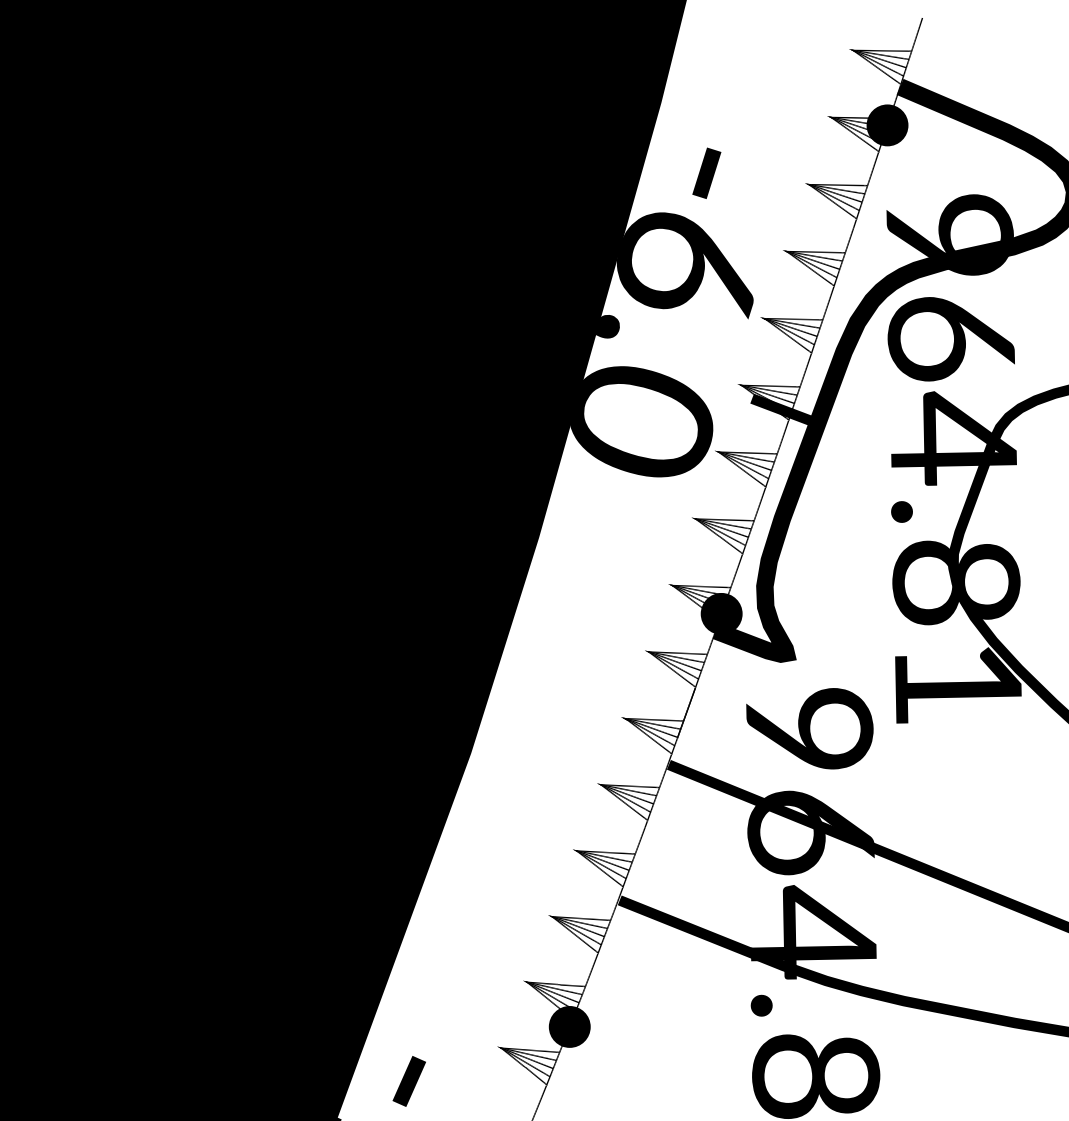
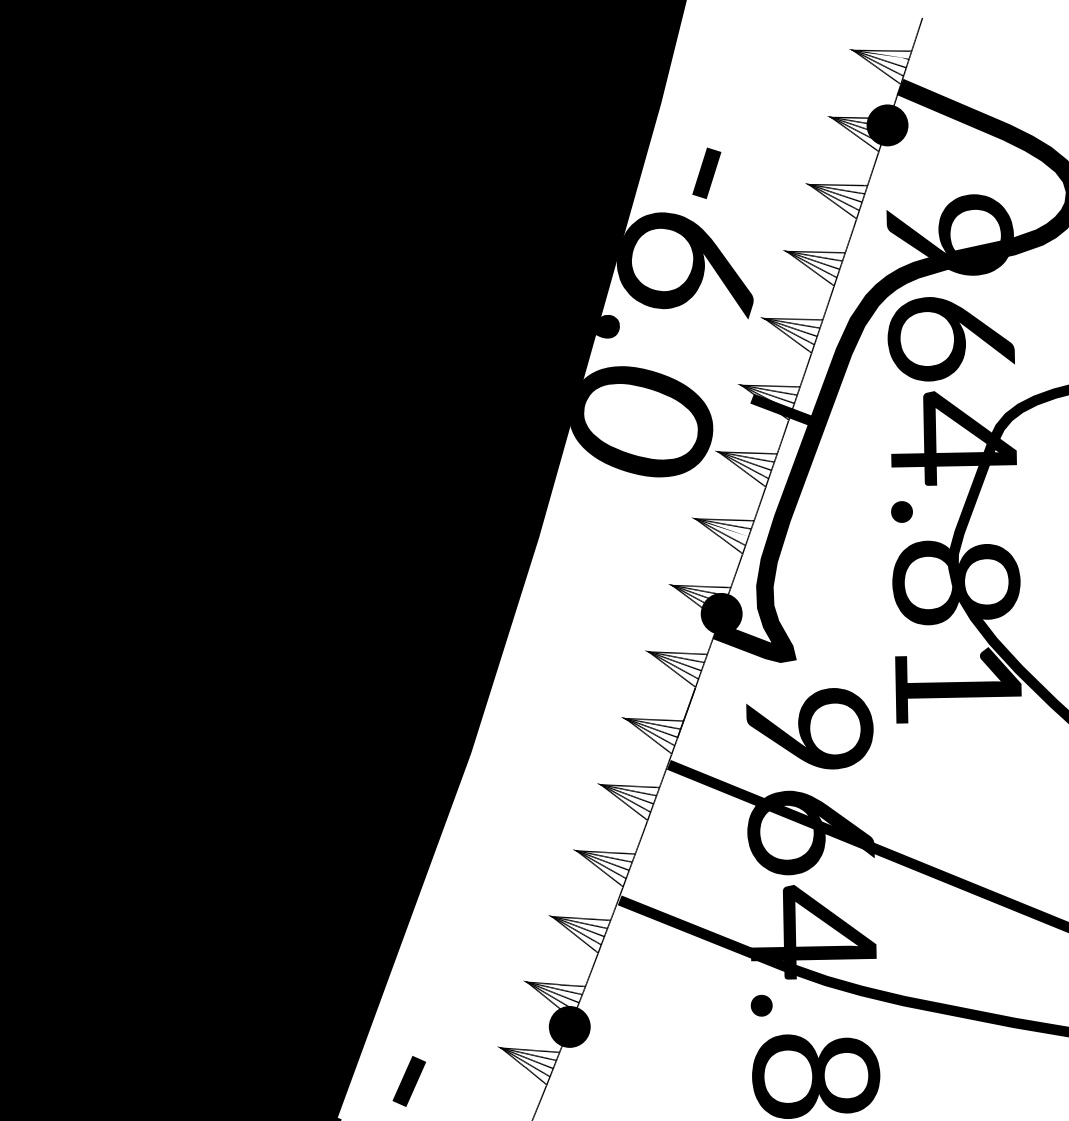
fill: present -> none (880, 55)
fill: present -> none (721, 528)
